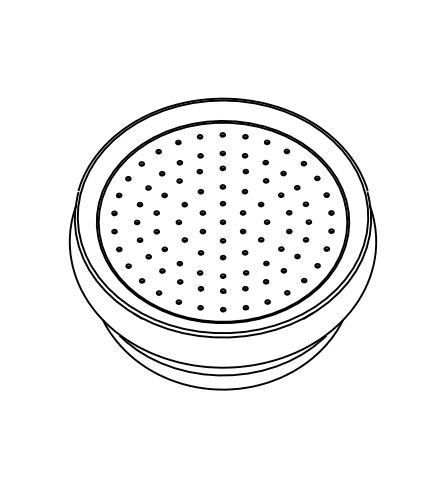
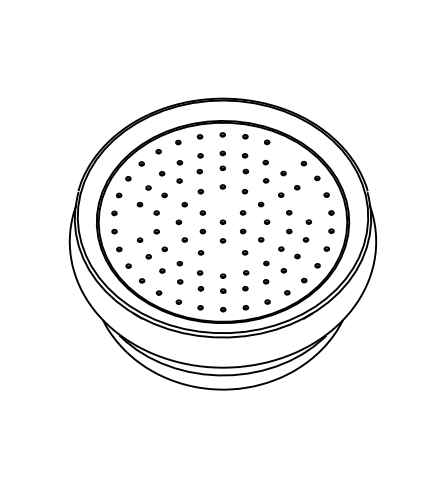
part: present -> none (286, 151)
part: present -> none (222, 203)
part: present -> none (305, 203)
part: present -> none (136, 222)
part: present -> none (222, 257)
